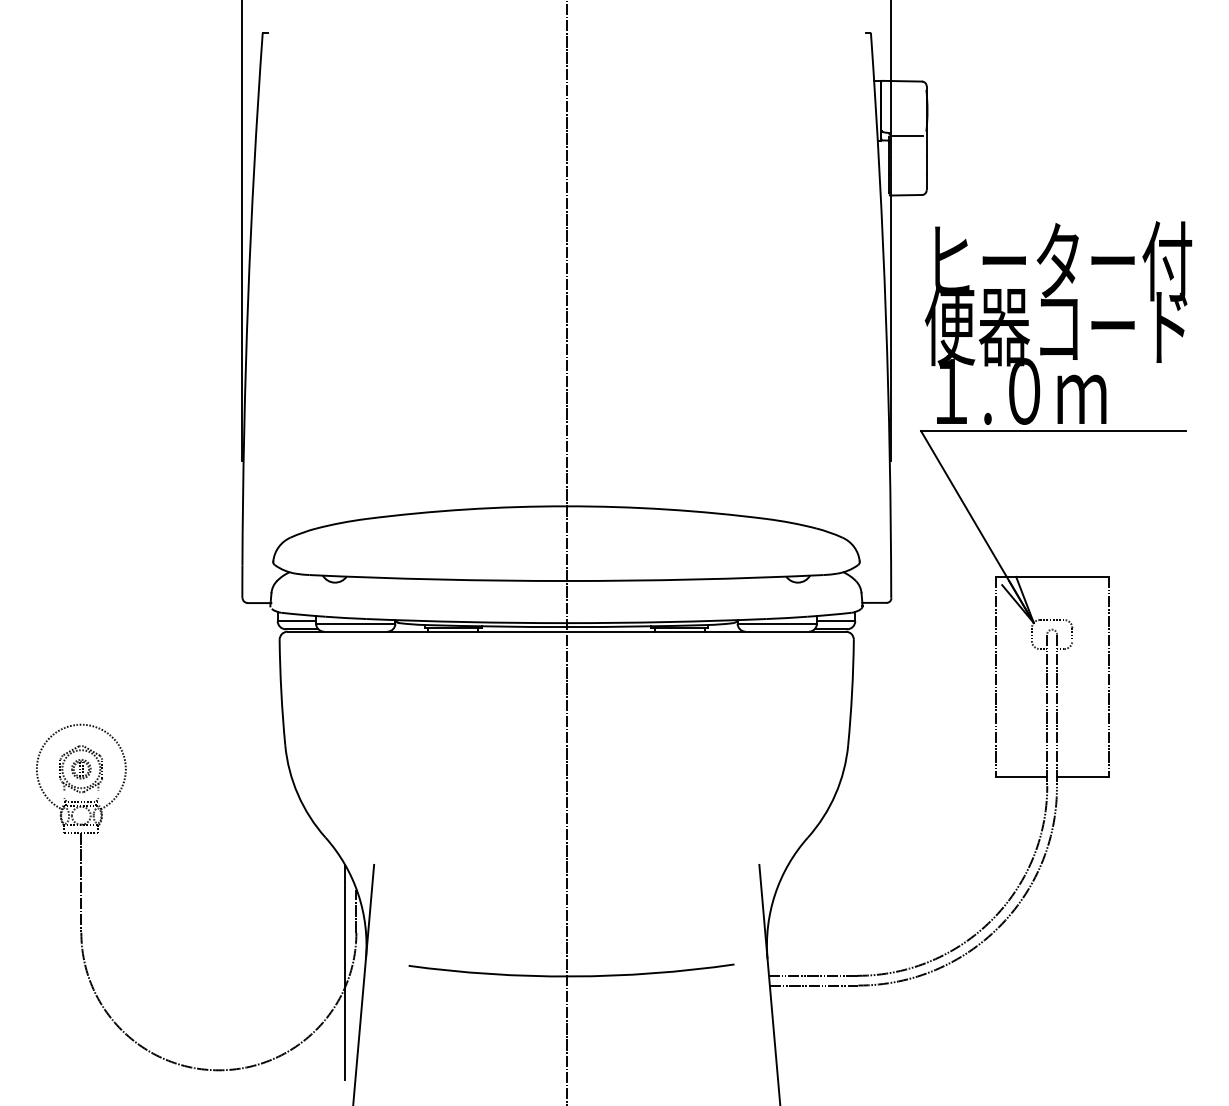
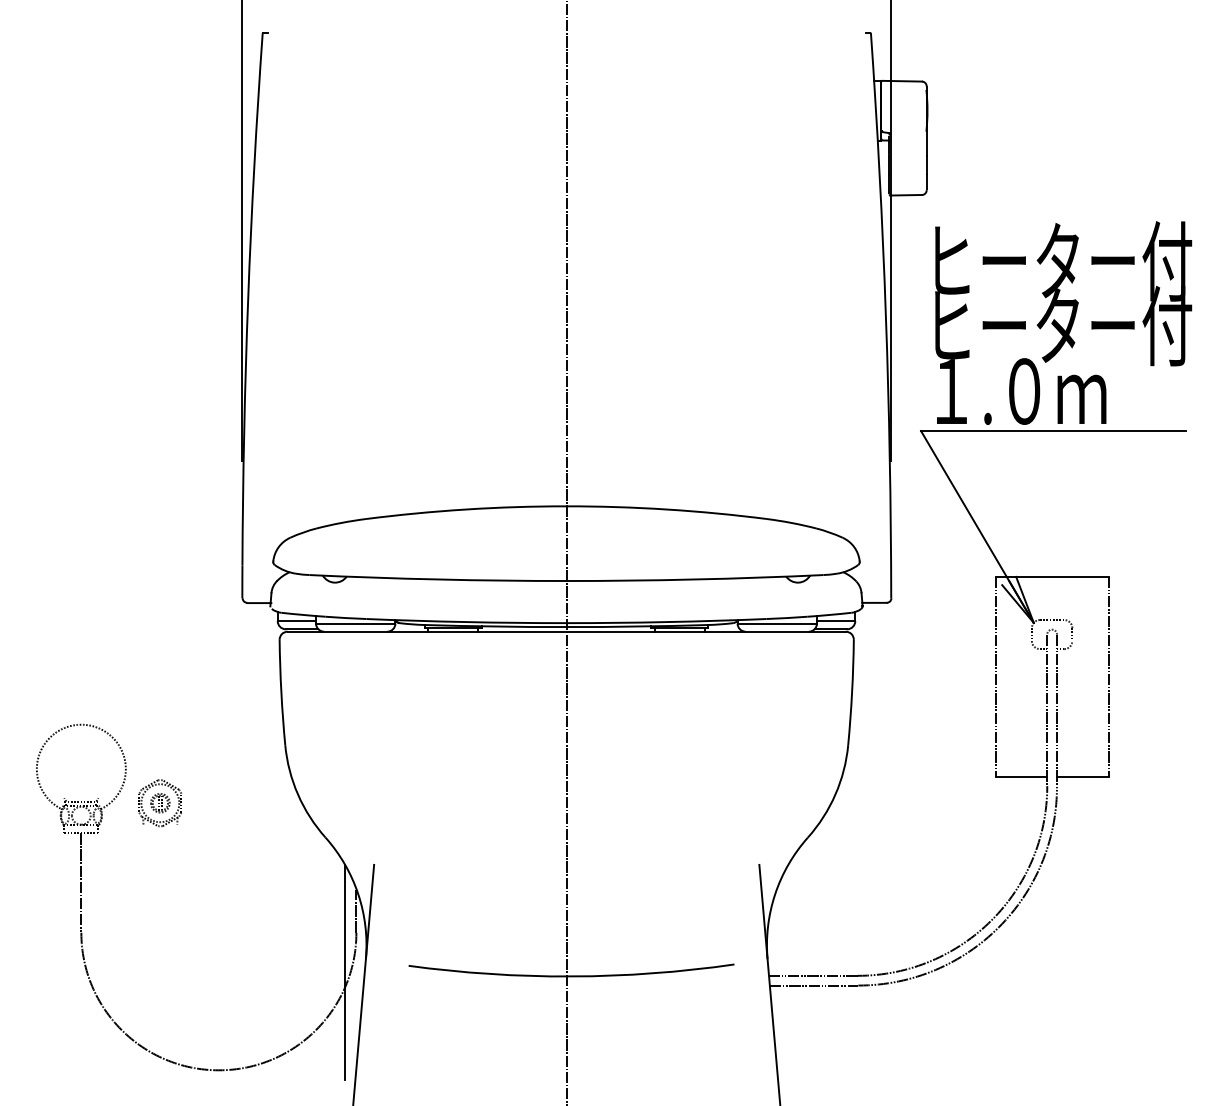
line: present -> none (908, 135)
text: 便器コード -> ヒーター付 (1058, 325)
part position: (80, 769) -> (159, 803) (159, 803)
